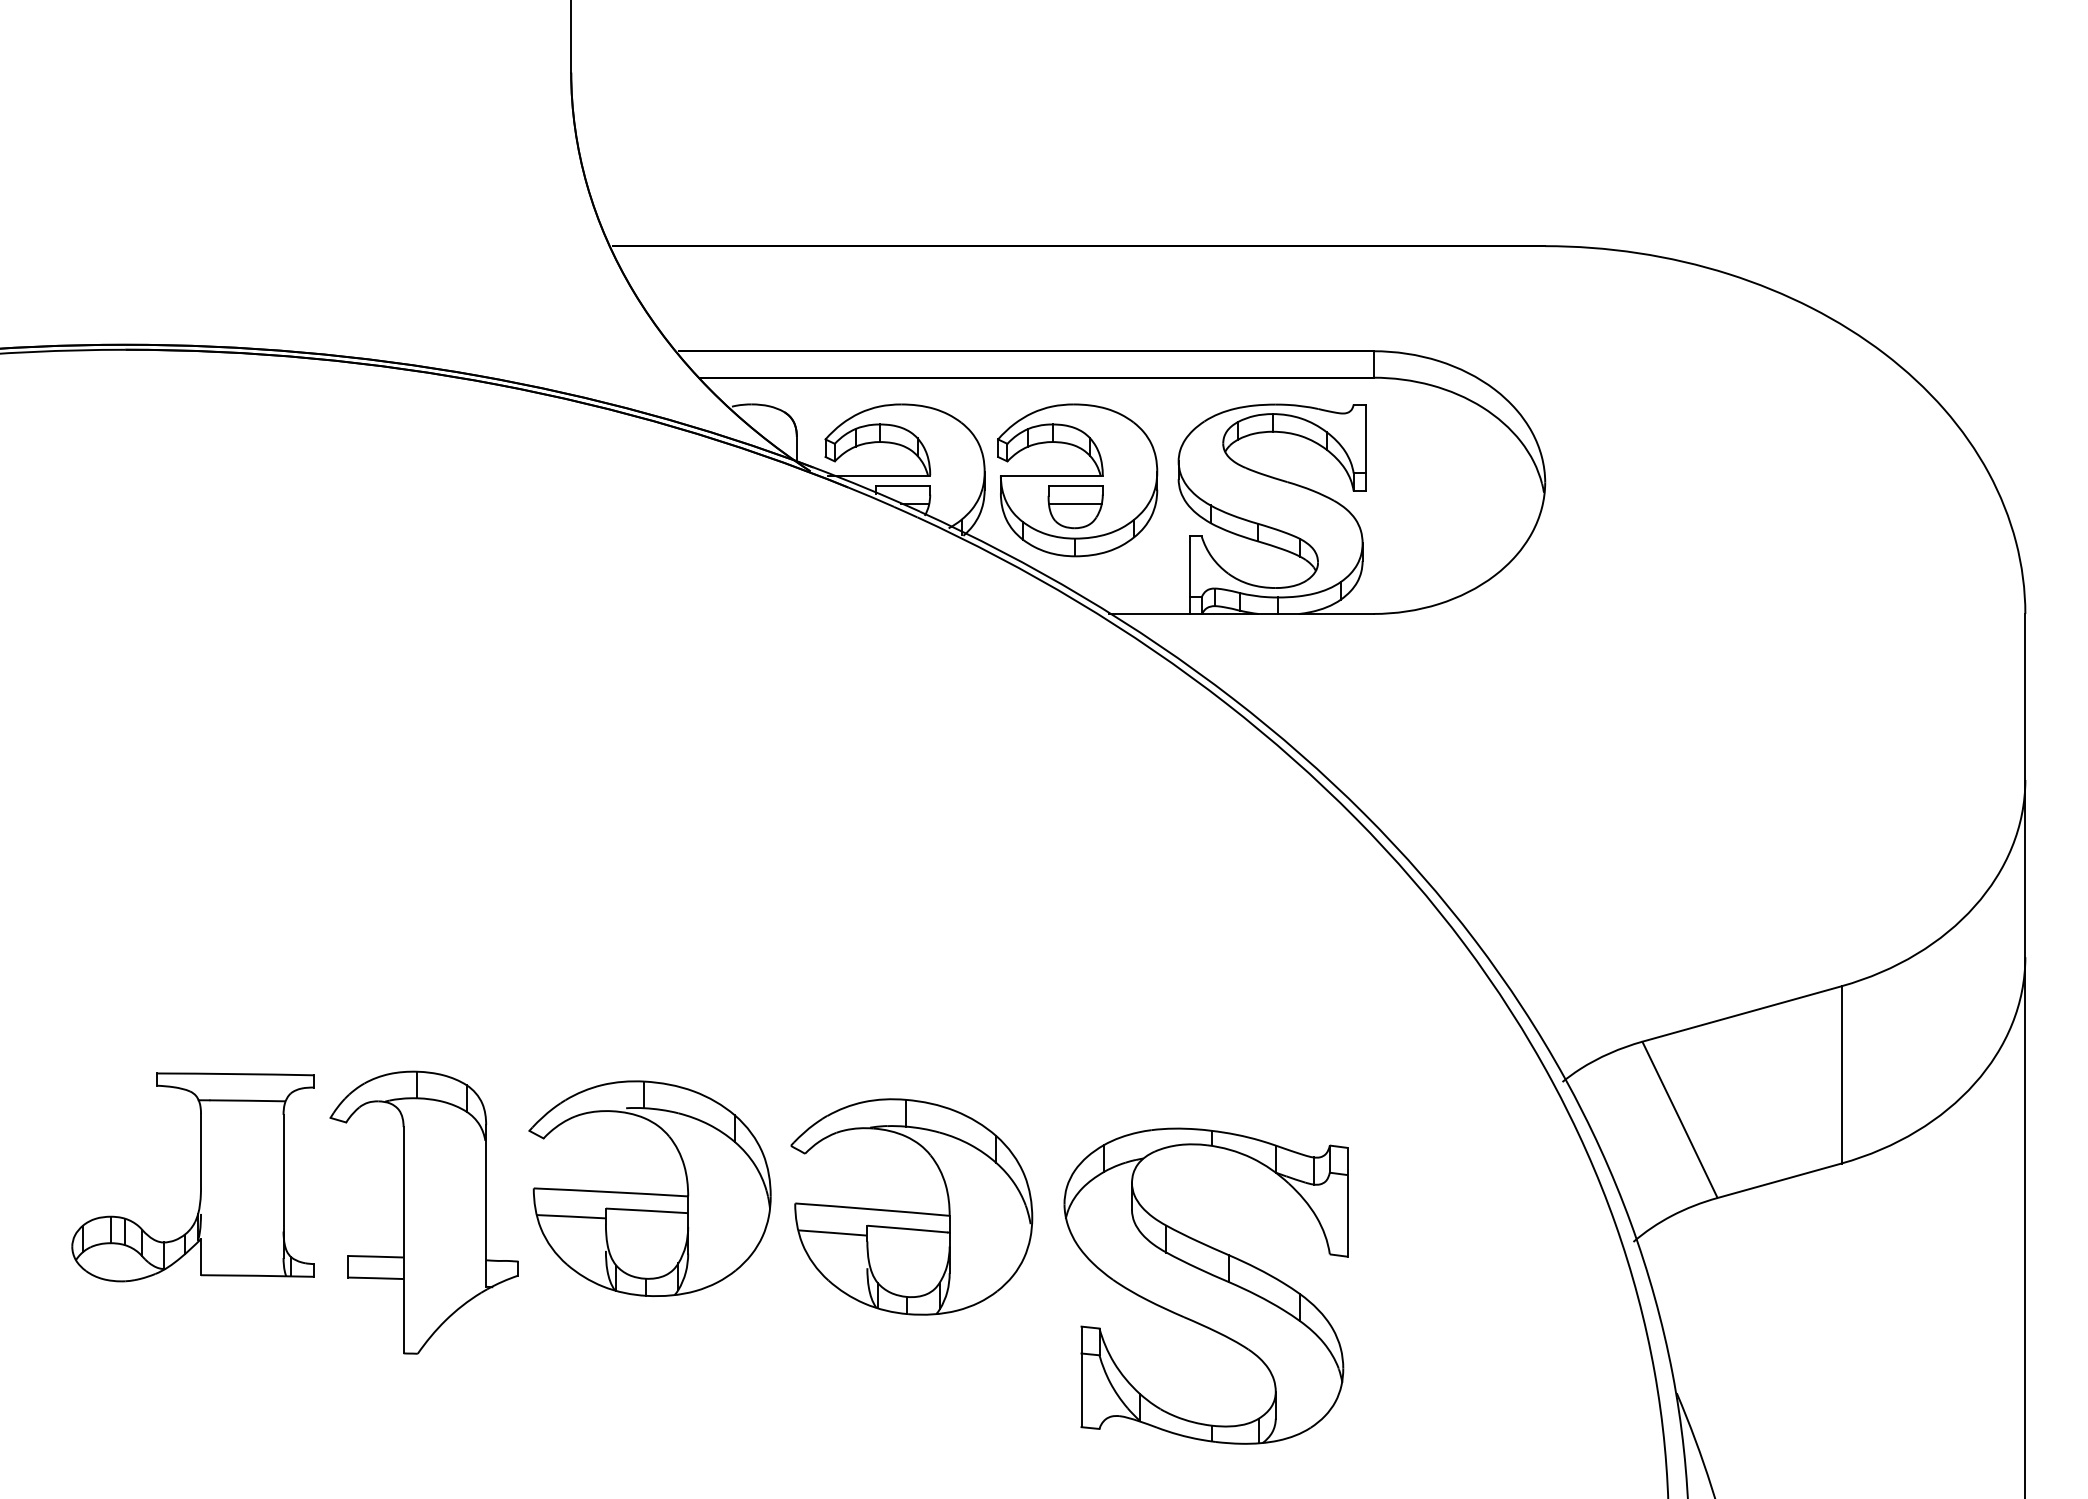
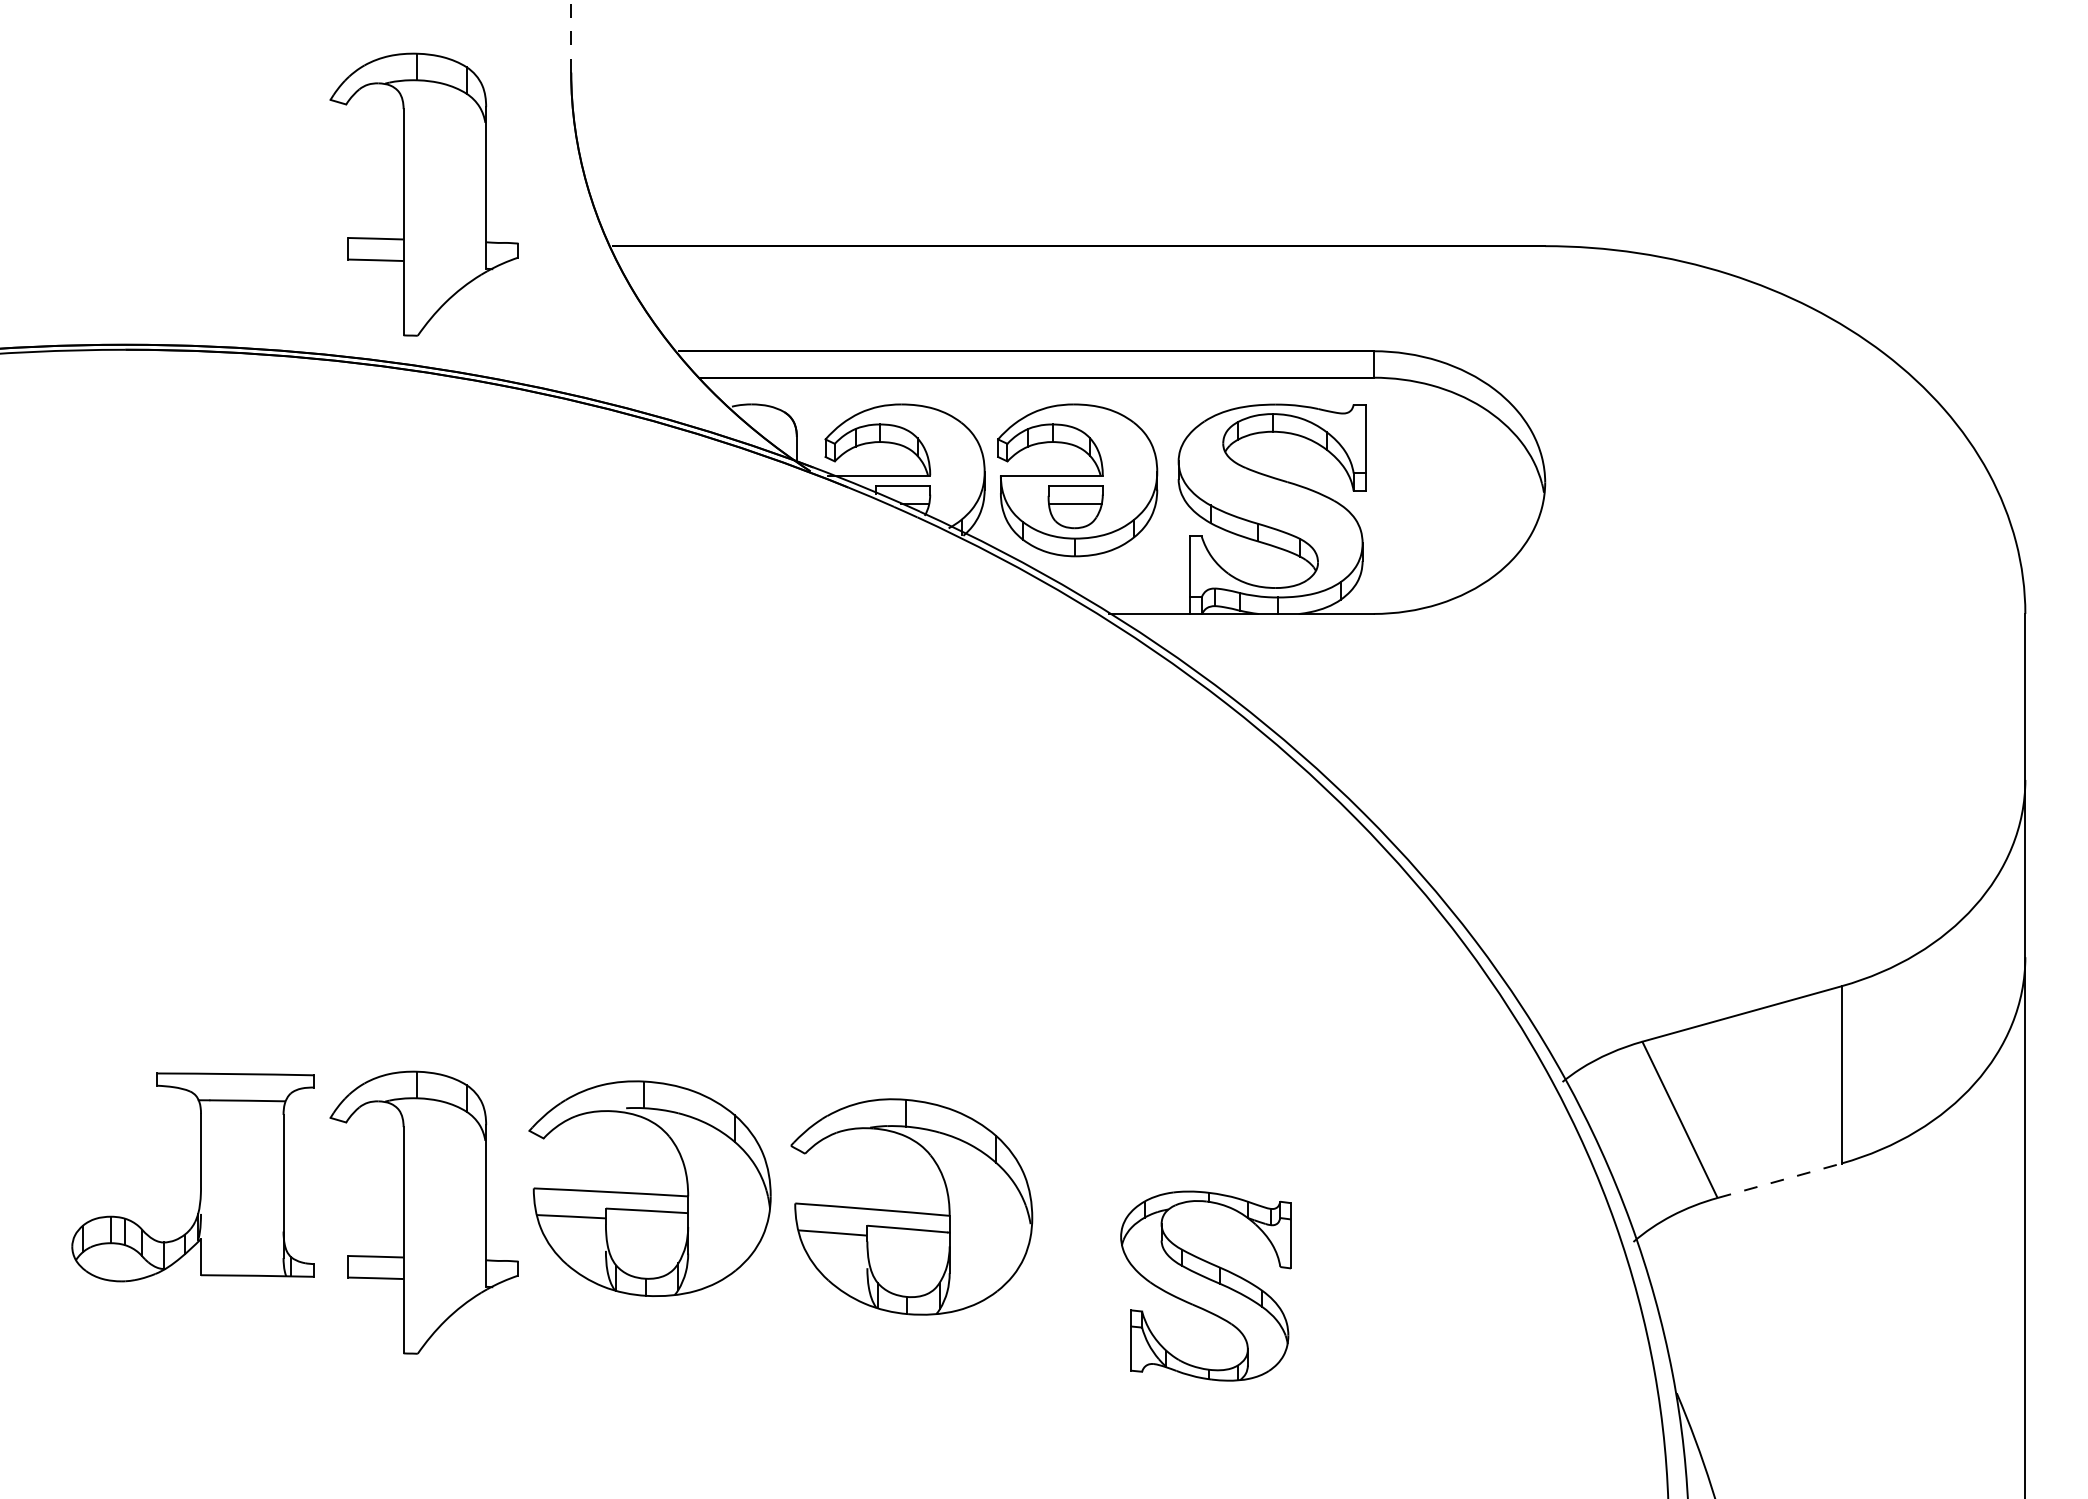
line: solid -> dashed (571, 36)
part: none -> present (423, 194)
line: solid -> dashed (1780, 1180)
part size: 286x318 px -> 172x192 px (1205, 1285)
